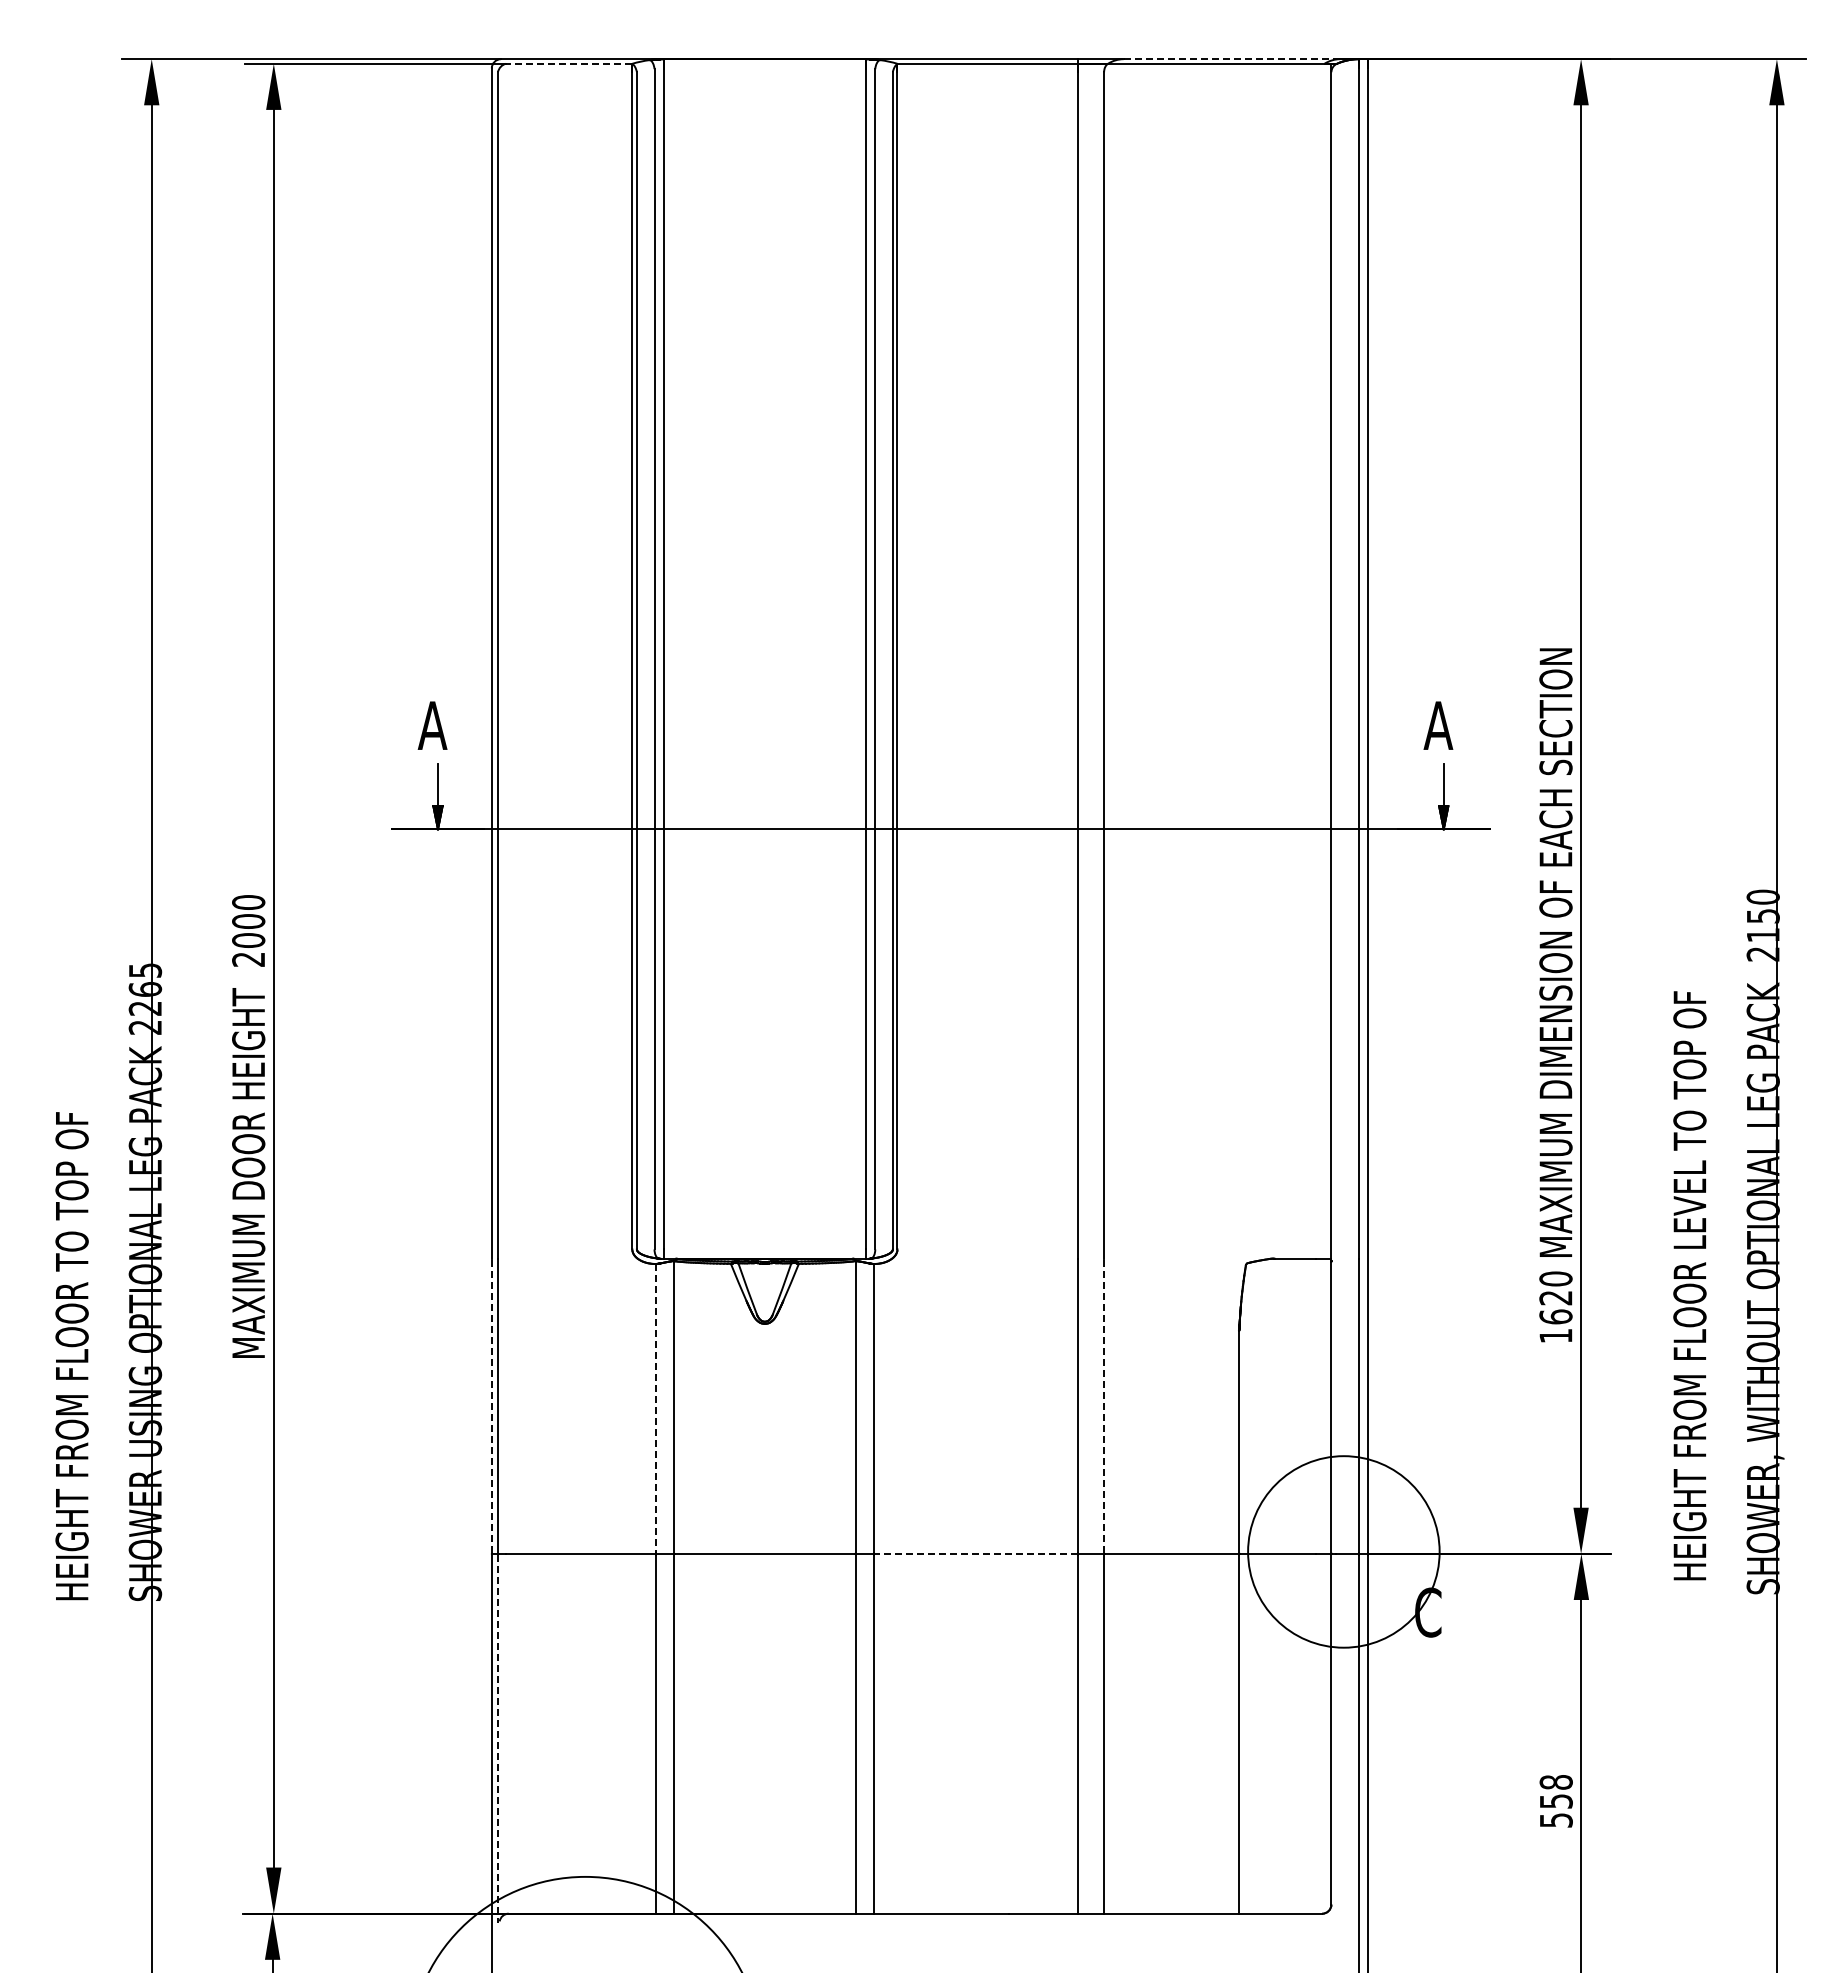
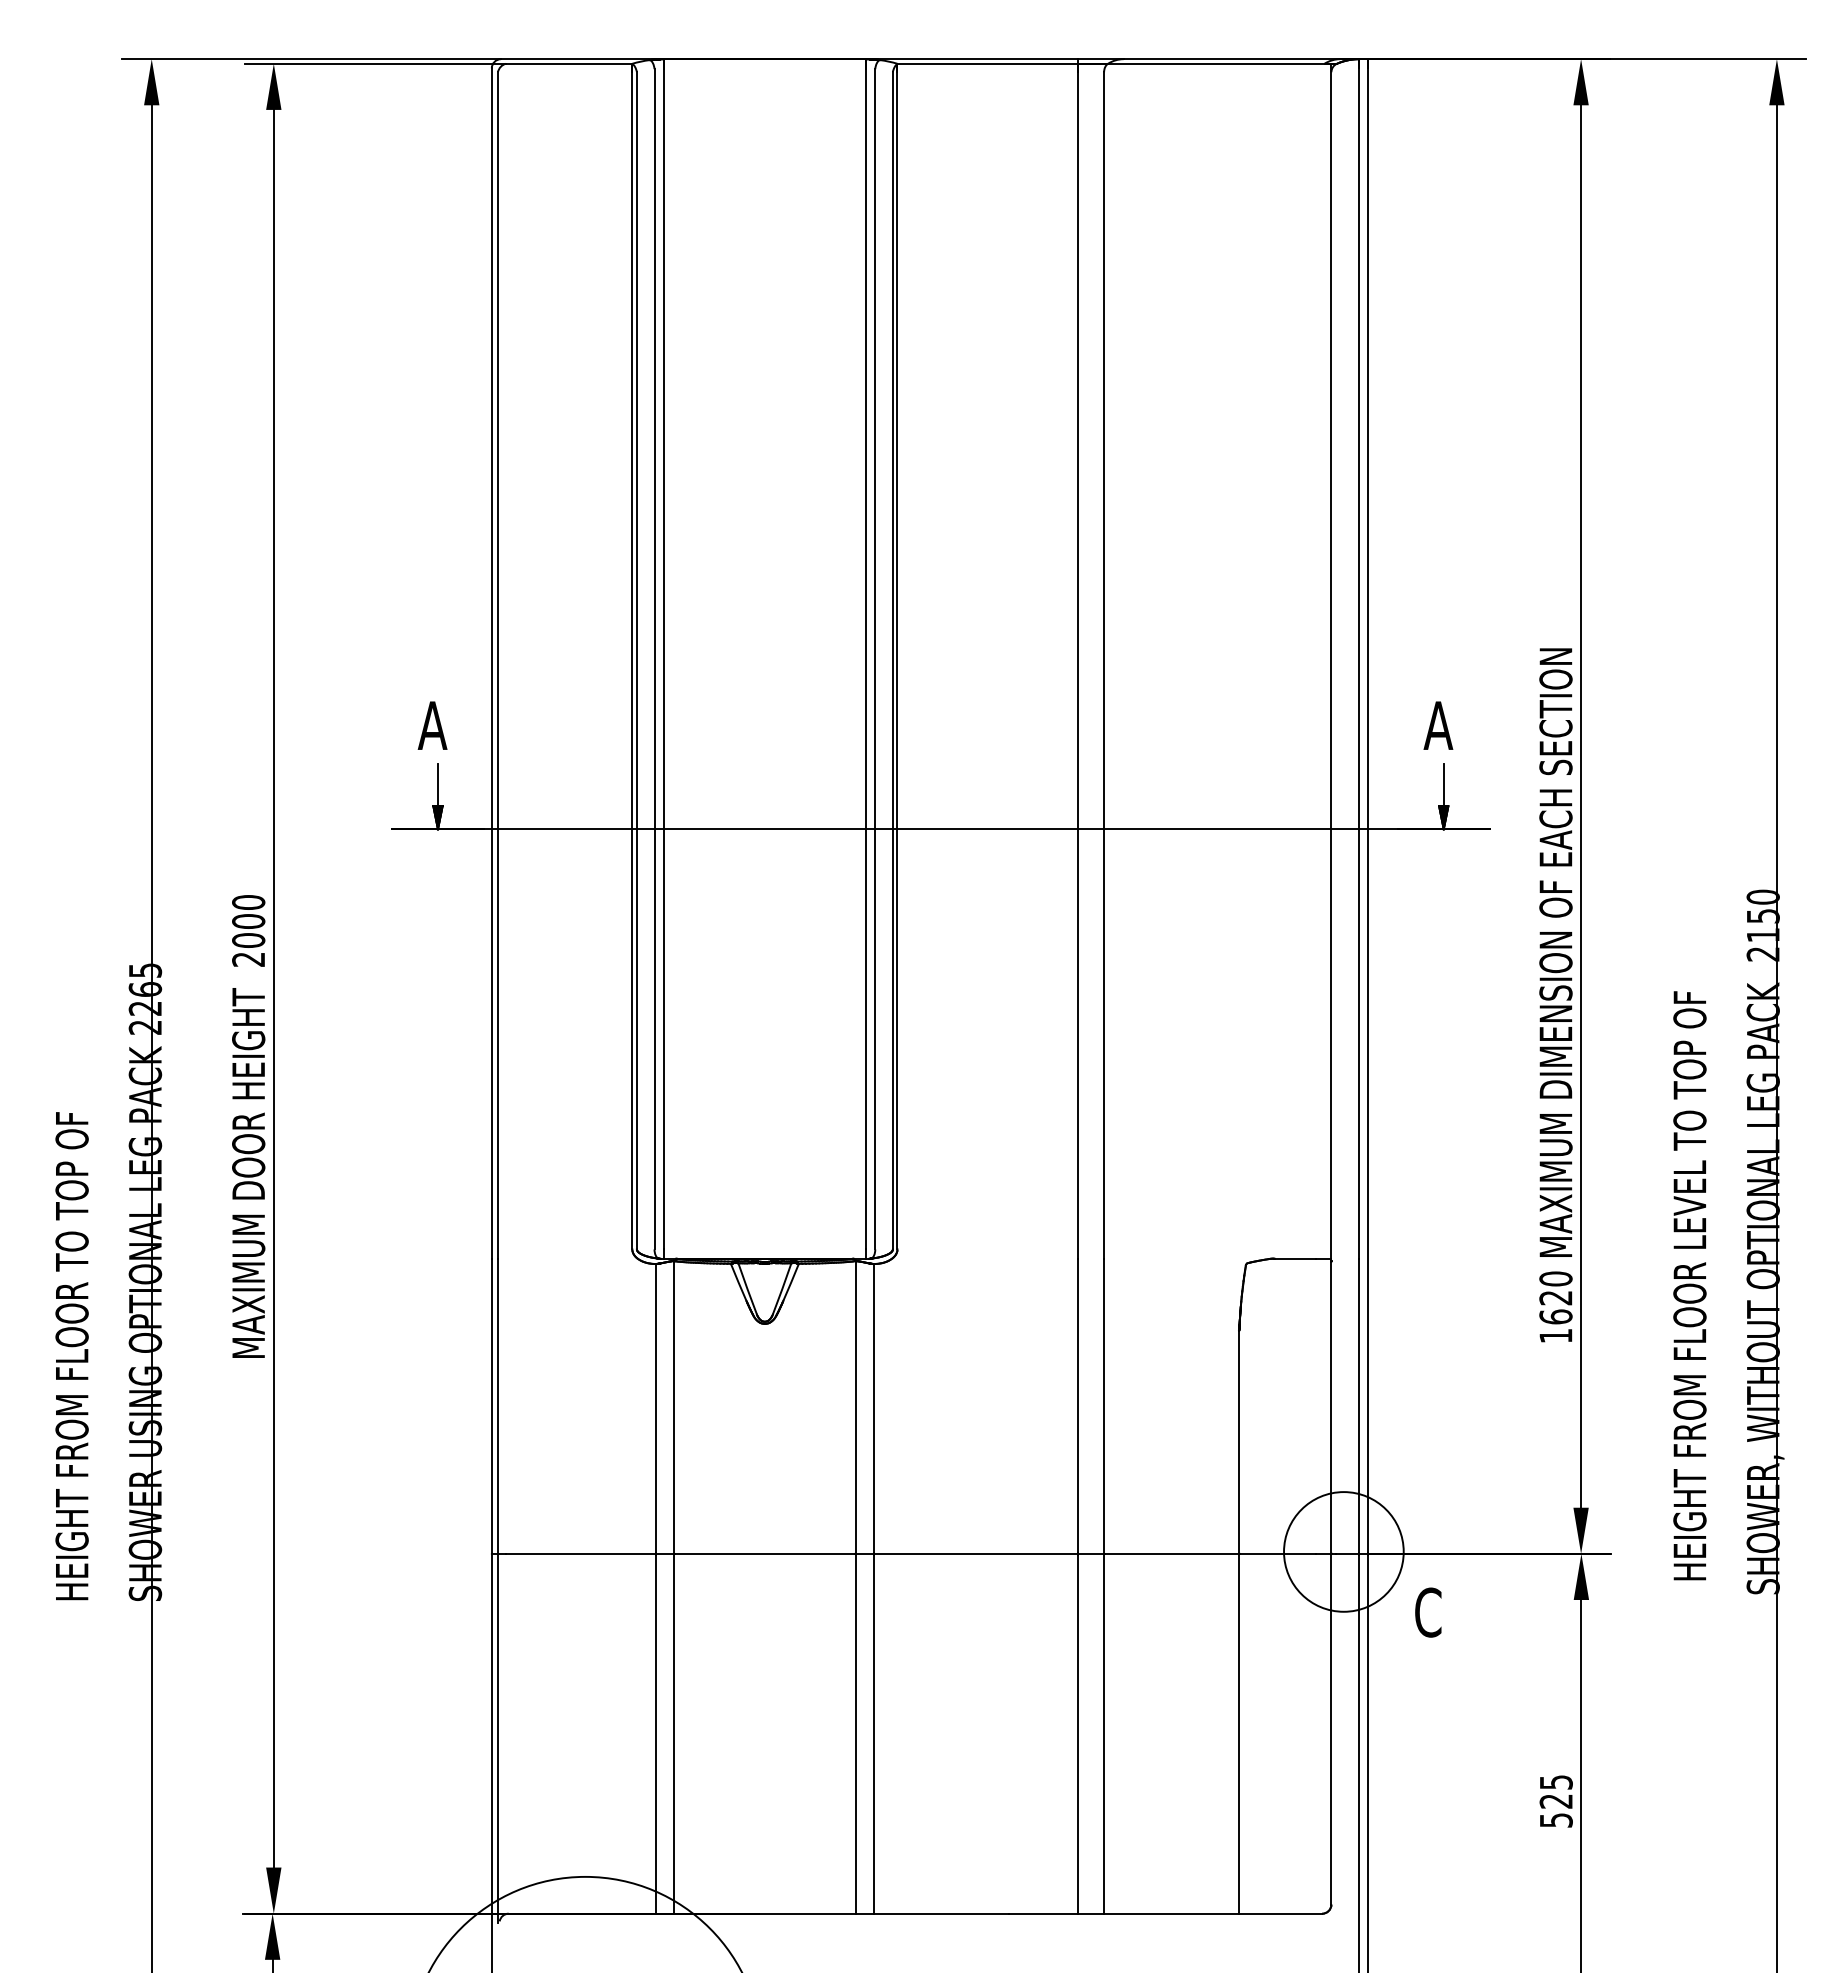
line: dashed -> solid (1232, 59)
line: dashed -> solid (568, 63)
line: dashed -> solid (491, 1405)
line: dashed -> solid (1104, 1405)
line: dashed -> solid (655, 1408)
circle diameter: 192 px -> 120 px (1343, 1551)
line: dashed -> solid (976, 1553)
line: dashed -> solid (497, 1739)
text: 558 -> 525 (1555, 1791)
